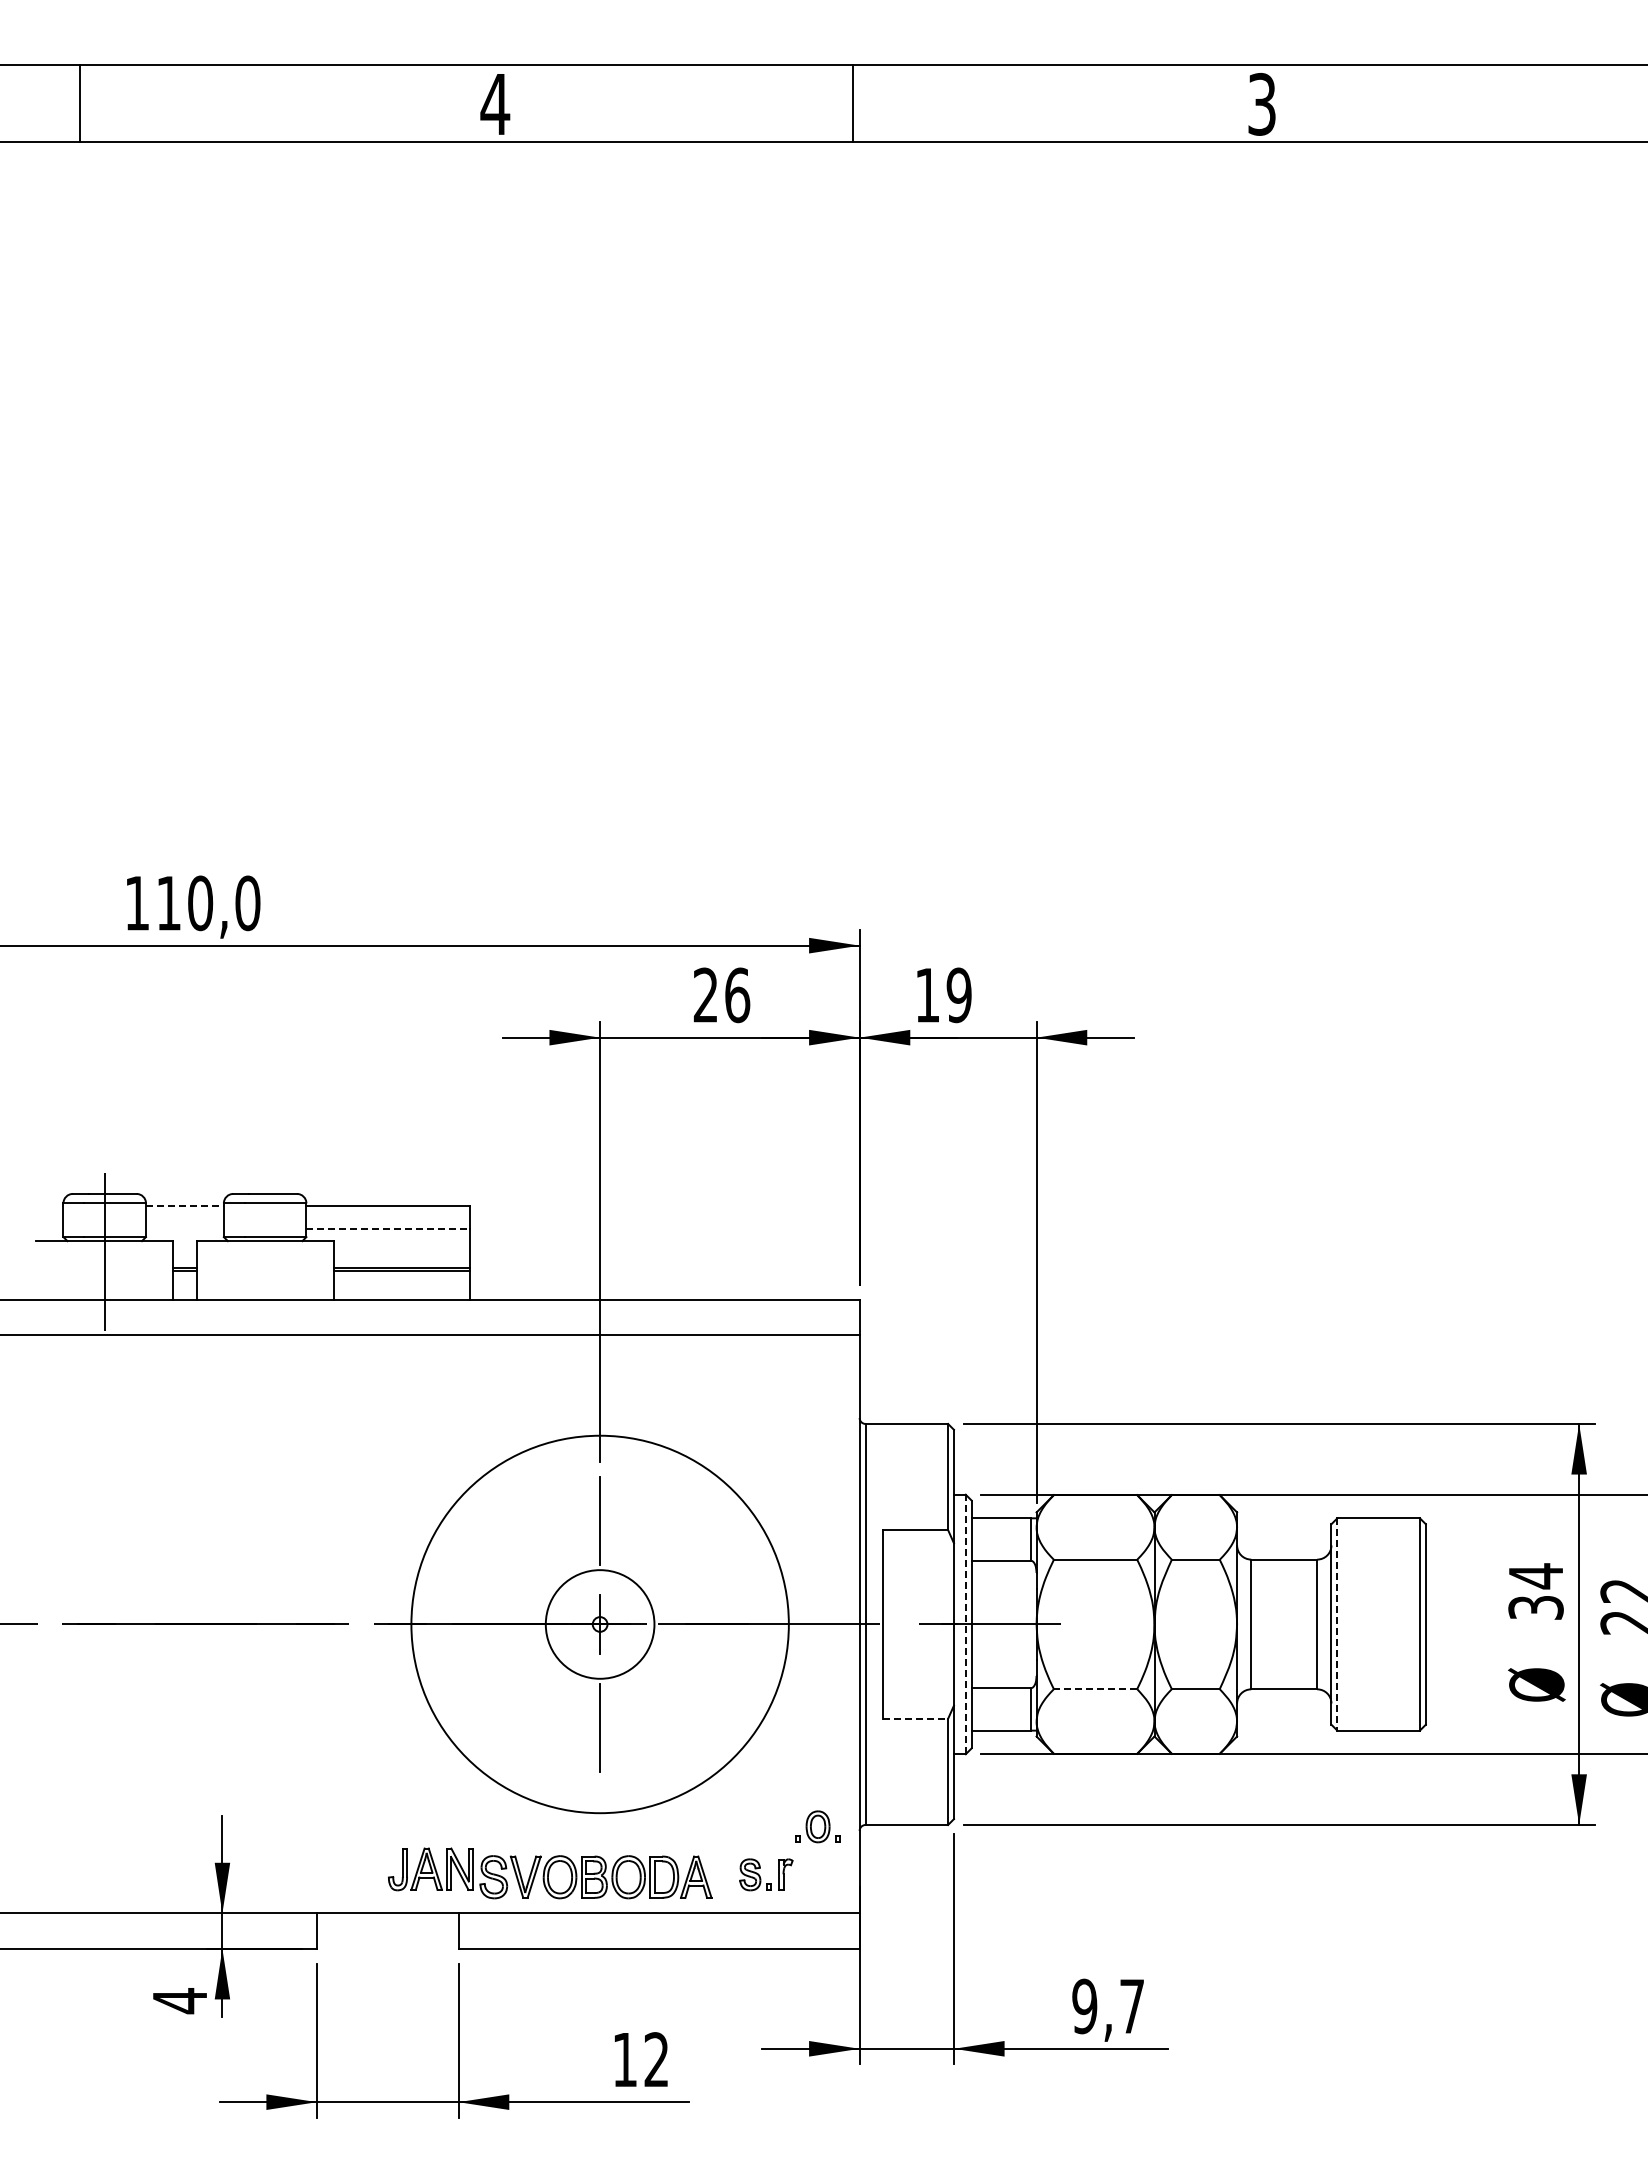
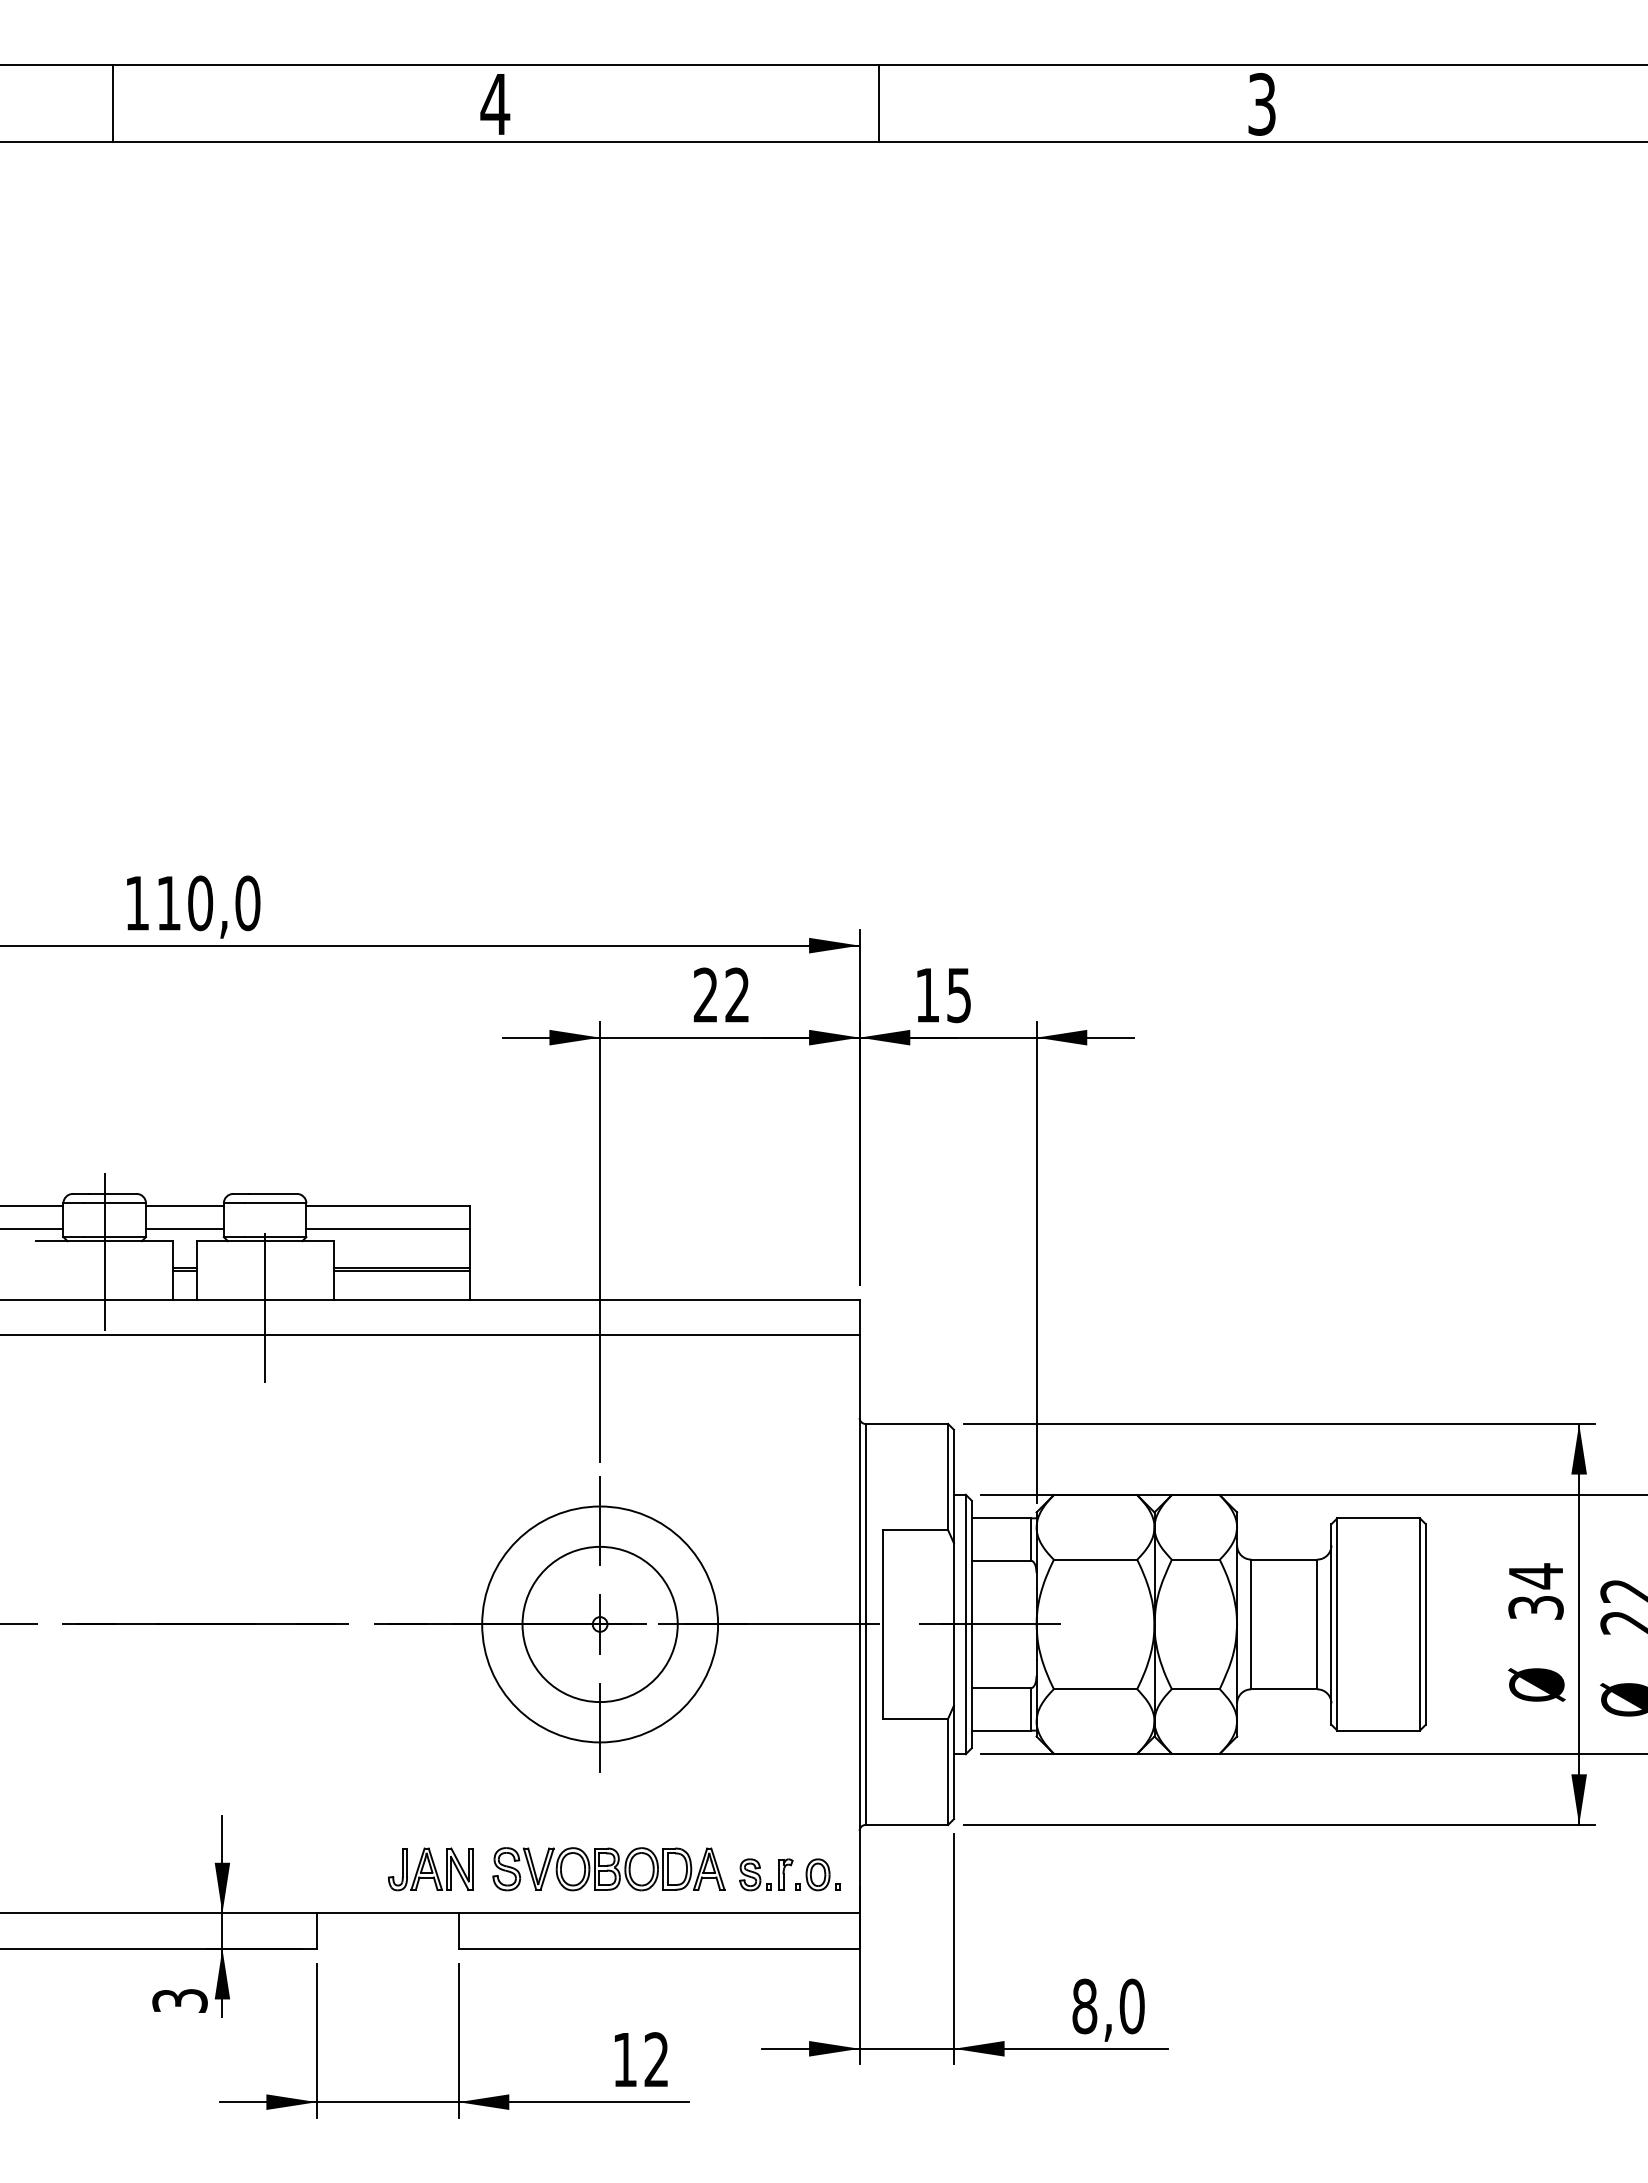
line position: (79, 103) -> (112, 103) (112, 103)
line position: (853, 103) -> (879, 103) (879, 103)
text: 19 -> 15 (958, 994)
text: 26 -> 22 (737, 995)
line: none -> present (32, 1205)
line: dashed -> solid (184, 1205)
line: none -> present (32, 1229)
line: none -> present (184, 1229)
line: dashed -> solid (388, 1229)
line: none -> present (265, 1307)
circle diameter: 109 px -> 155 px (599, 1624)
circle diameter: 377 px -> 236 px (600, 1624)
line: dashed -> solid (965, 1624)
line: dashed -> solid (1337, 1624)
line: dashed -> solid (1095, 1689)
line: dashed -> solid (916, 1718)
part position: (817, 1826) -> (817, 1874) (817, 1874)
part position: (595, 1877) -> (608, 1869) (608, 1869)
text: 4 -> 3 (179, 2001)
text: 9,7 -> 8,0 (1108, 2006)
